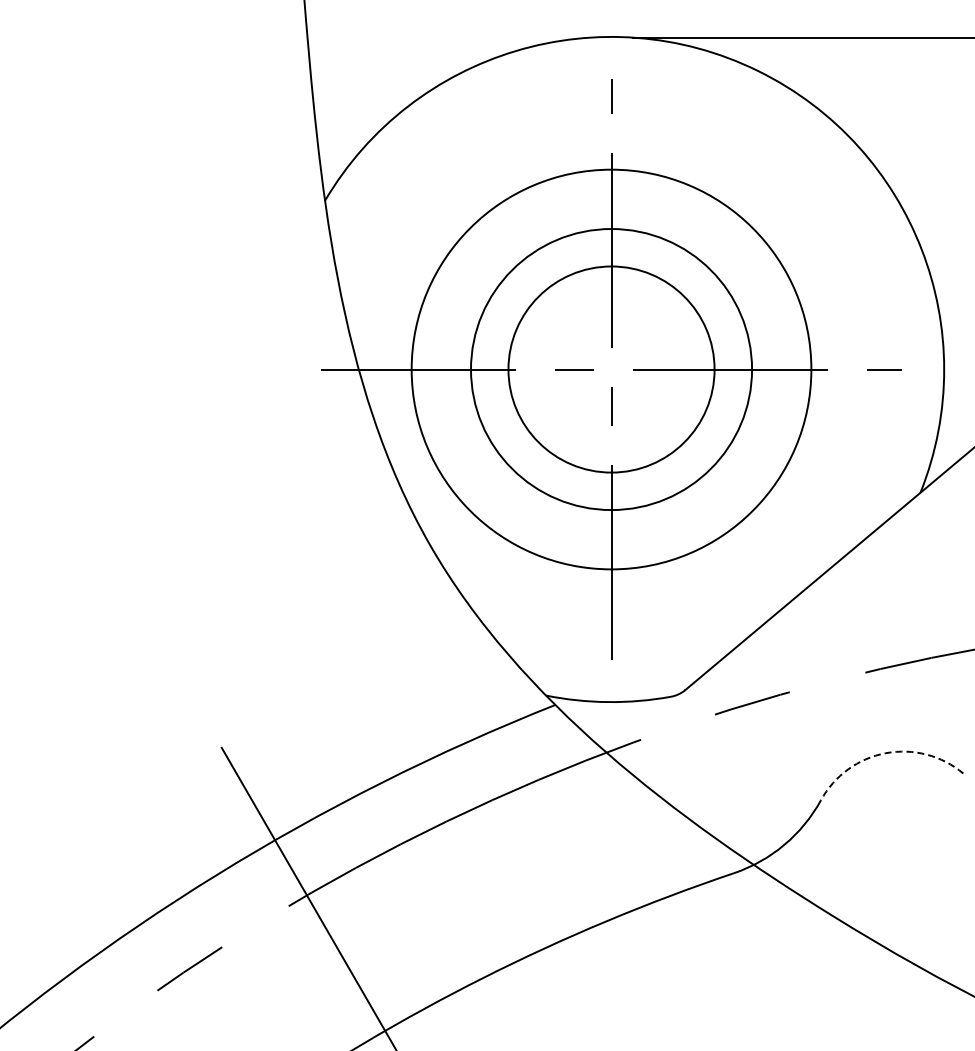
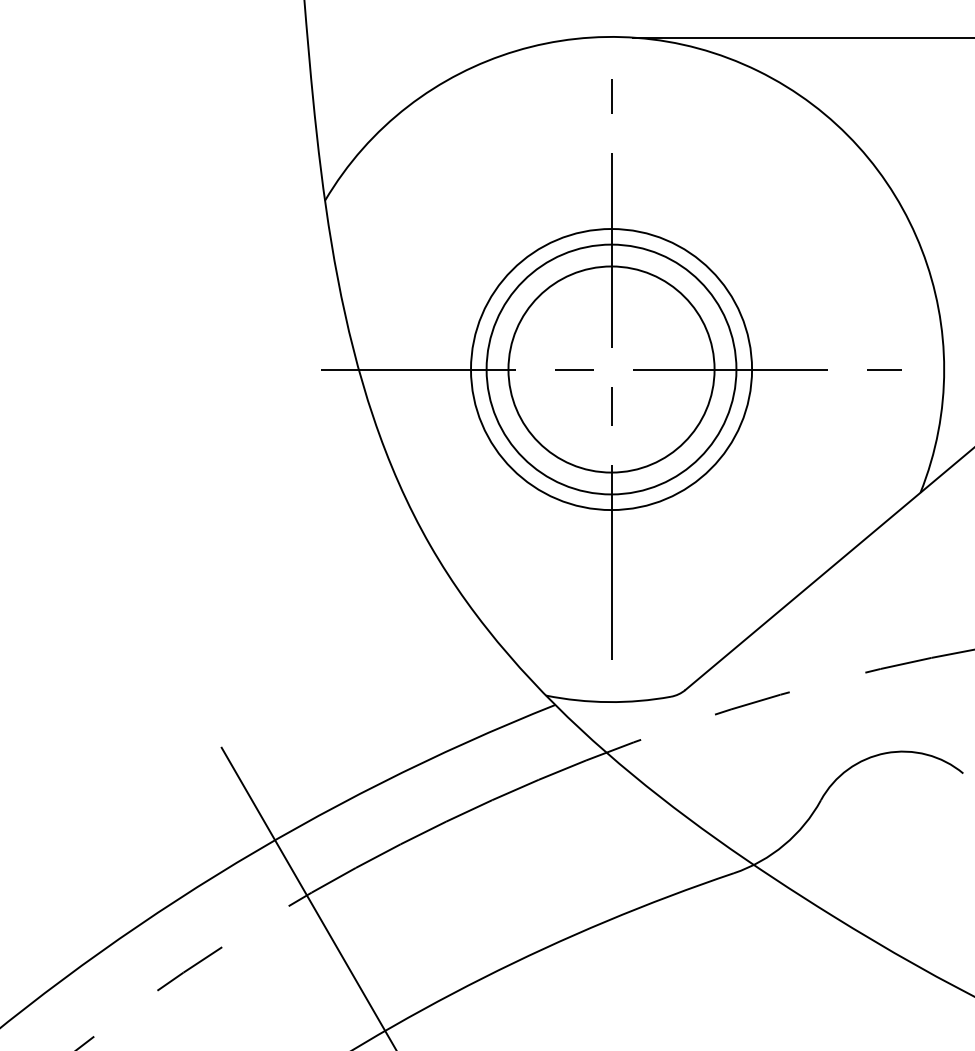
circle diameter: 400 px -> 250 px (611, 369)
arc: dashed -> solid (885, 753)
